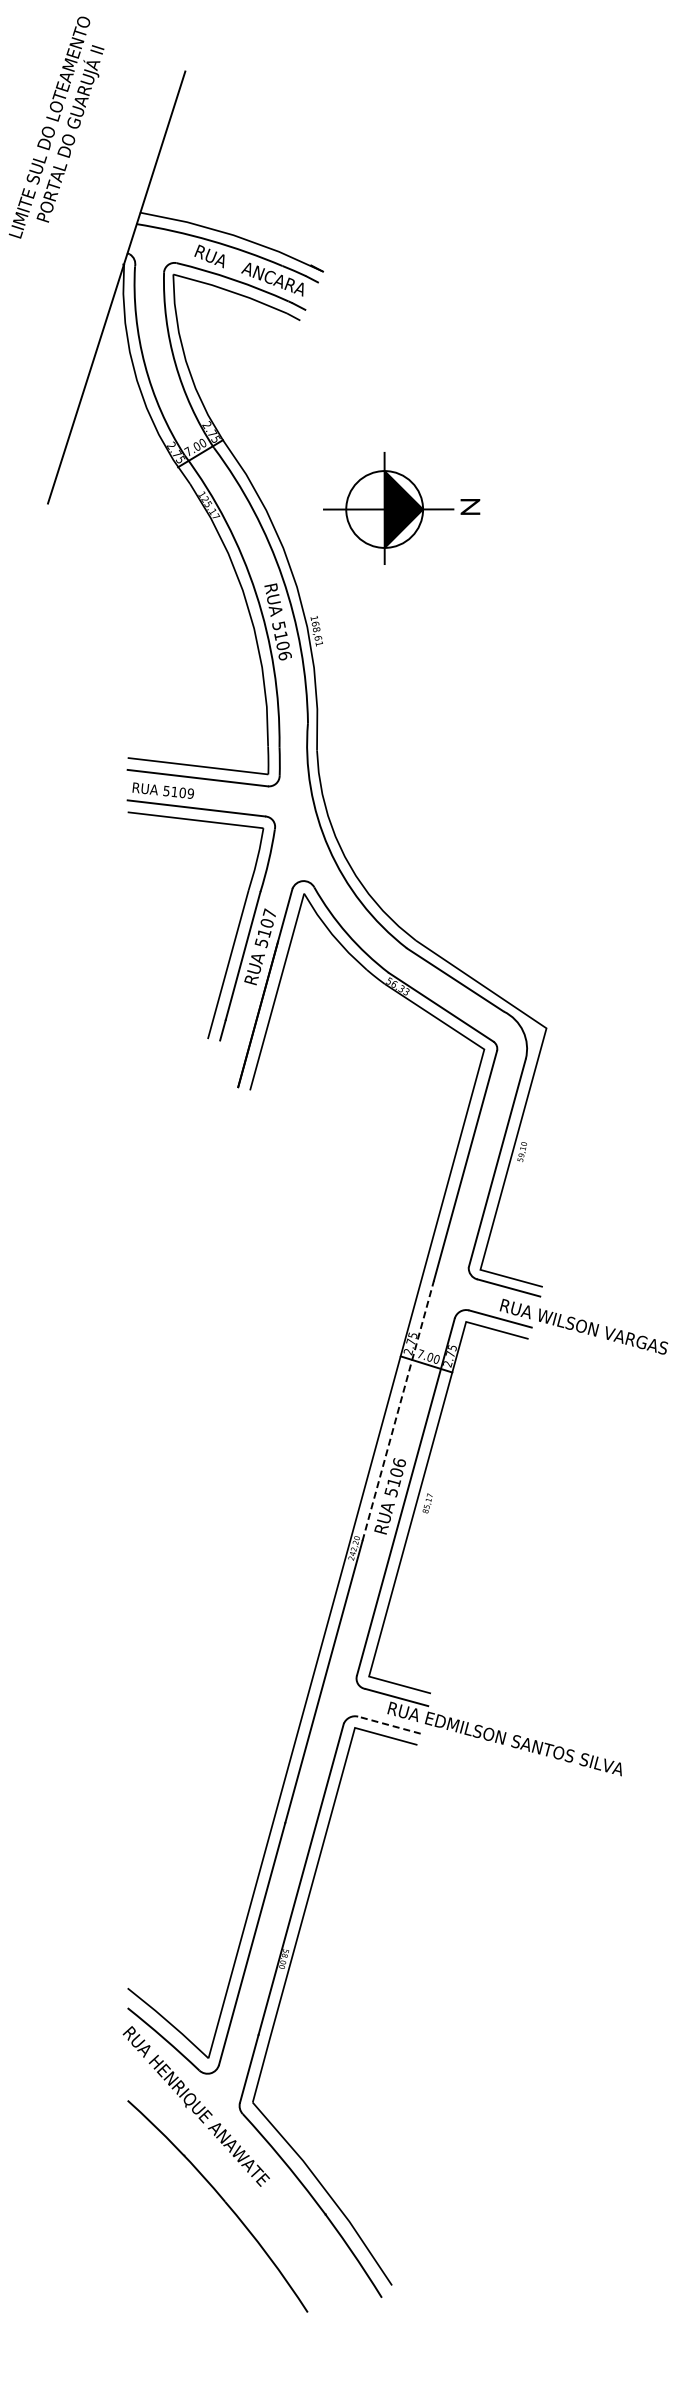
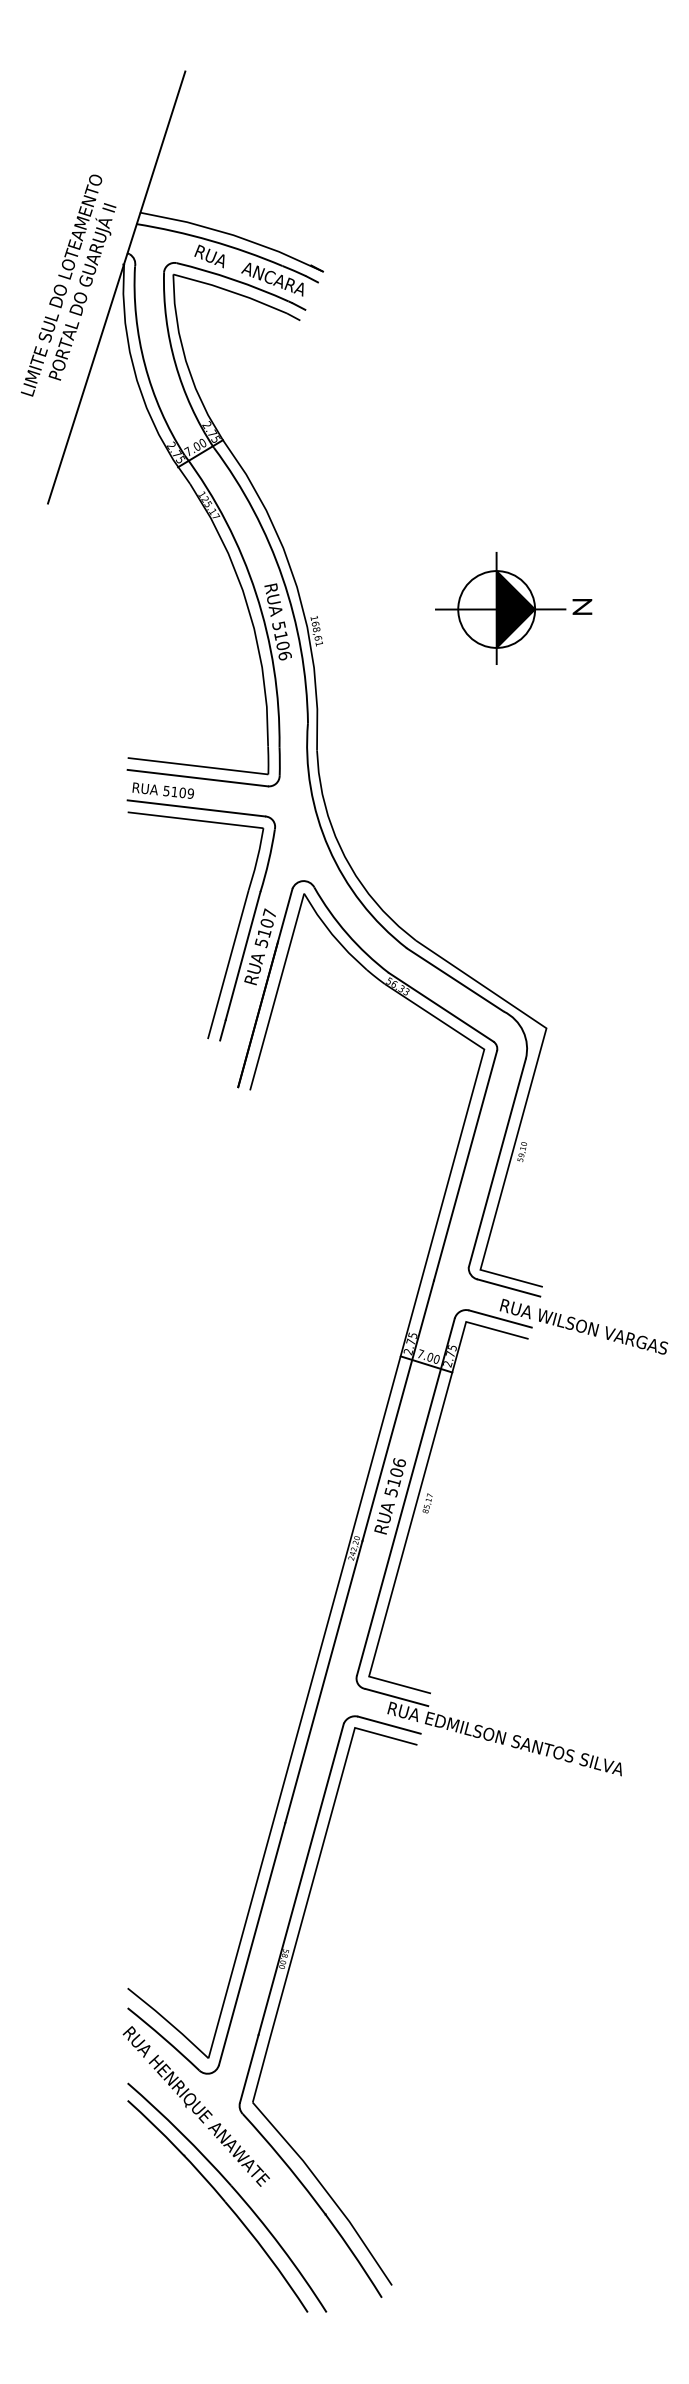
text position: (56, 127) -> (68, 285) (68, 285)
part position: (401, 508) -> (513, 608) (513, 608)
line: dashed -> solid (398, 1410)
line: dashed -> solid (388, 1725)
part: none -> present (235, 2192)
